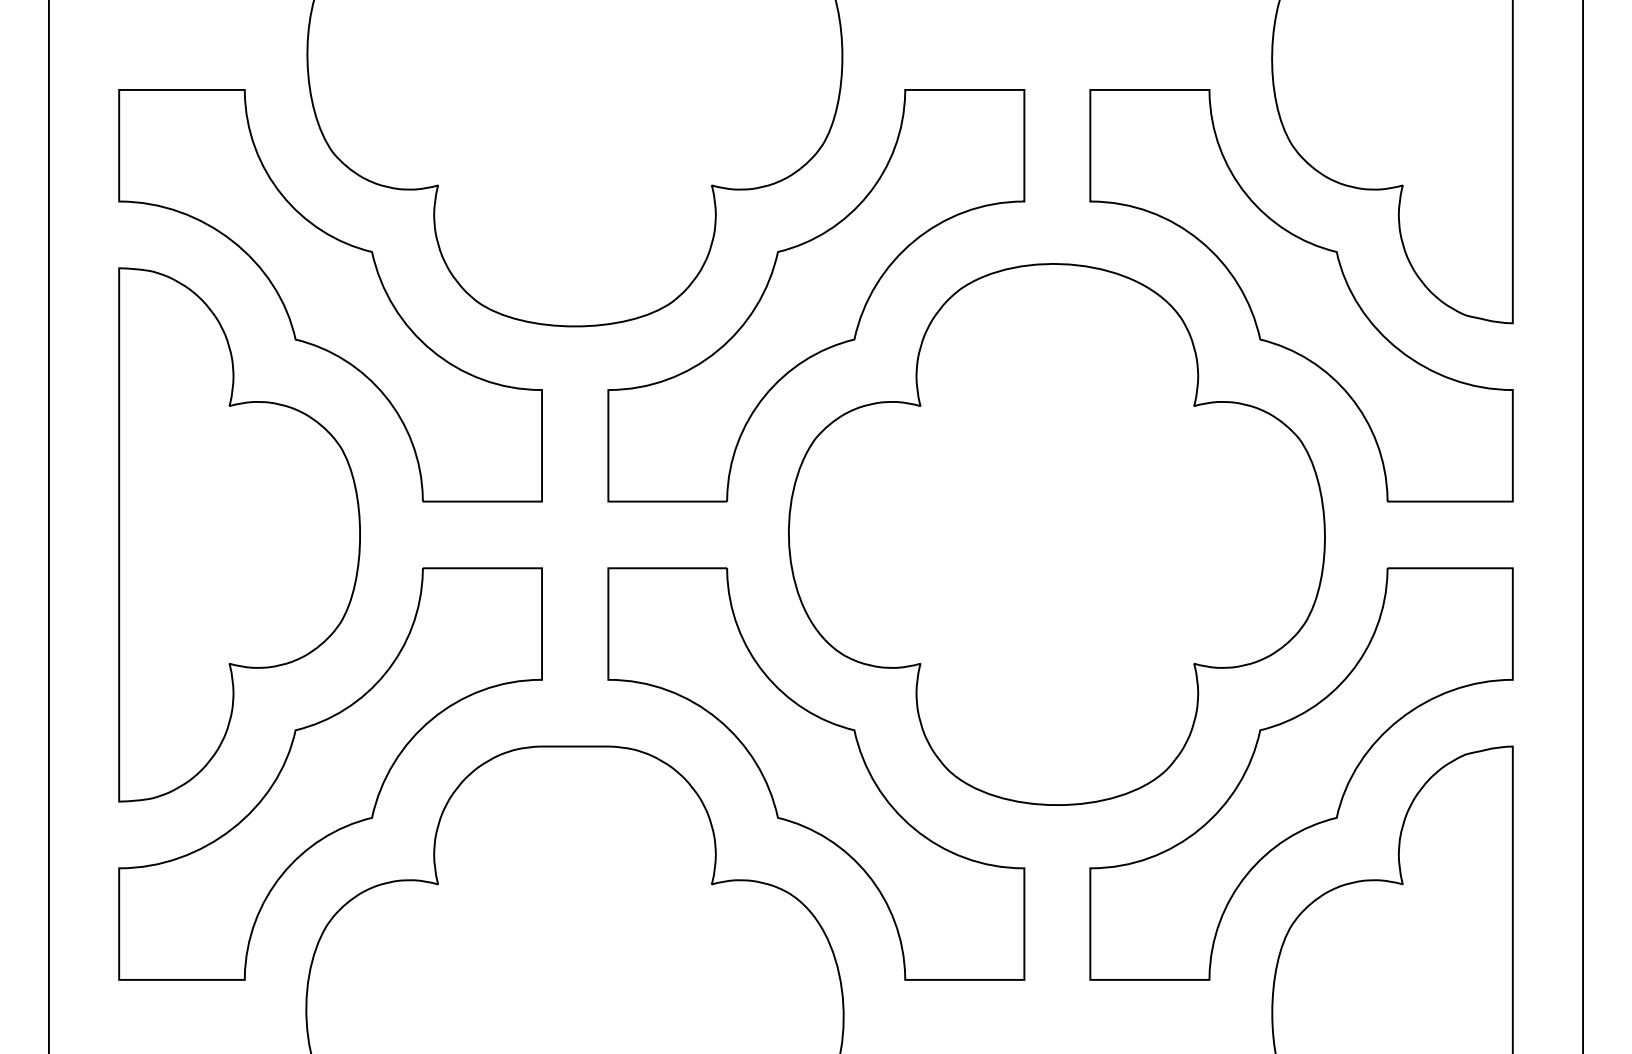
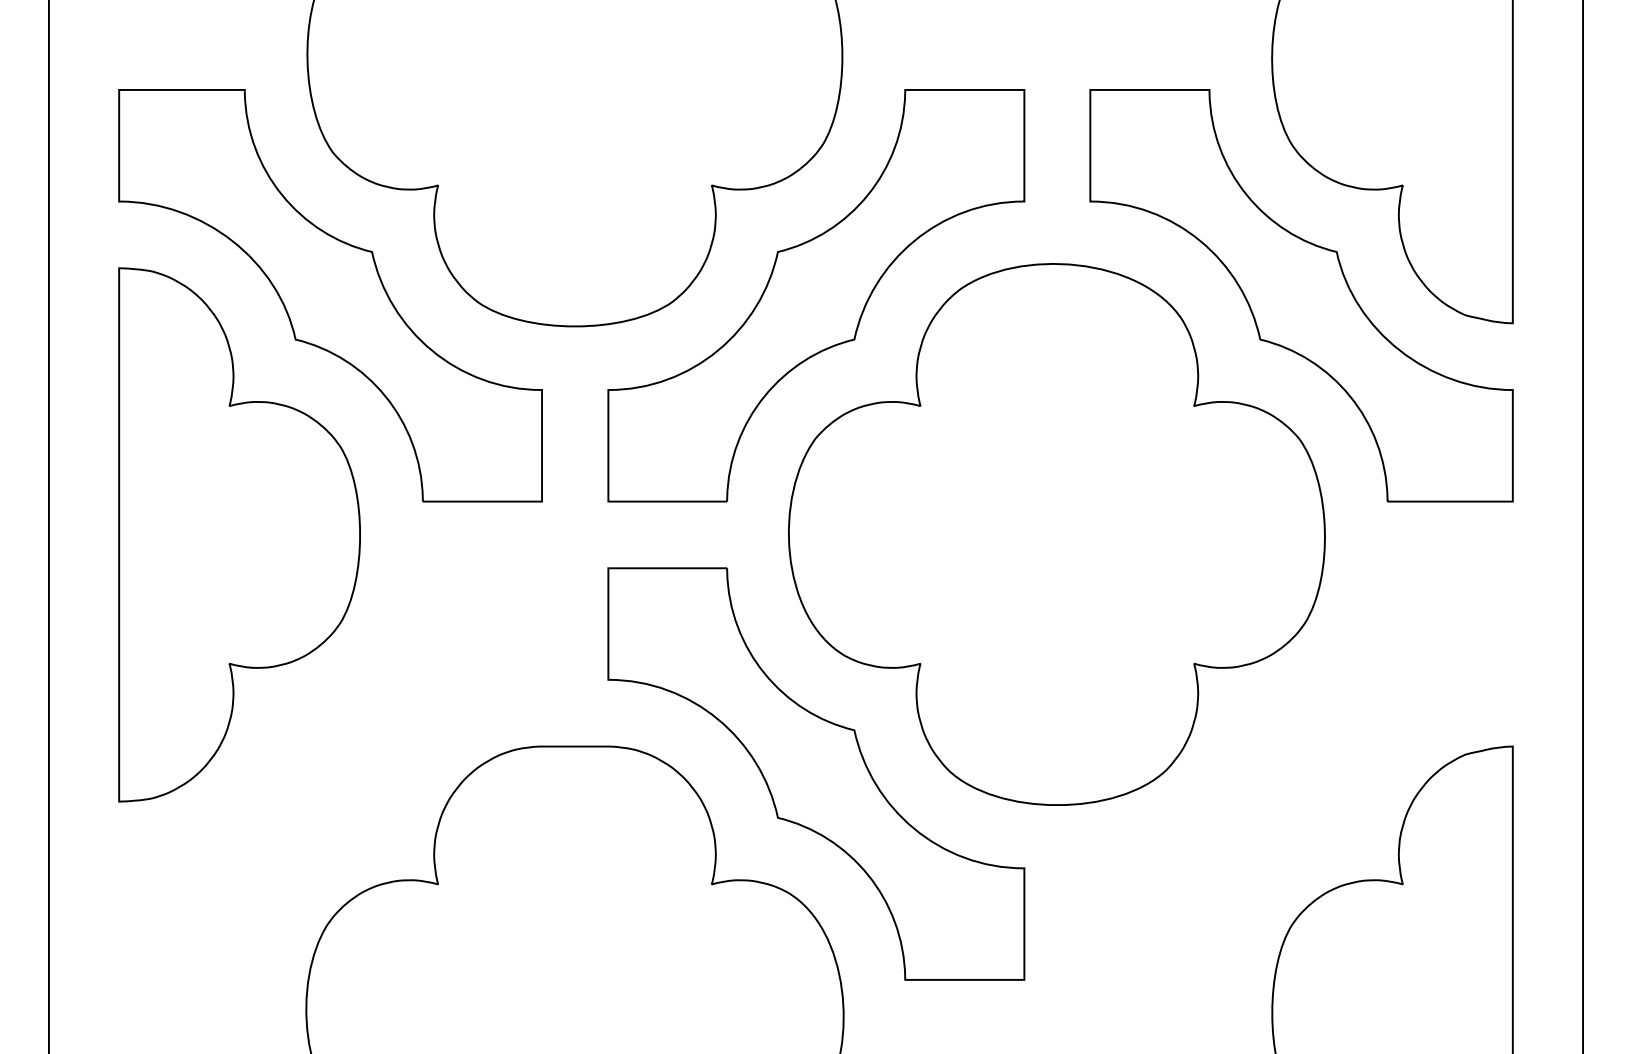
part: present -> none (330, 773)
part: present -> none (1301, 773)
